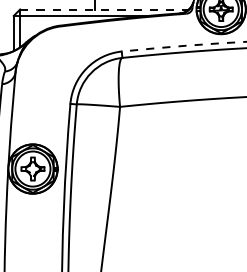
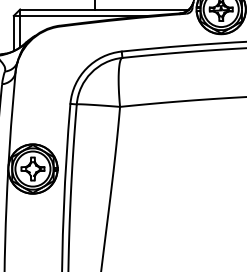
line: dashed -> solid (105, 9)
arc: dashed -> solid (184, 45)
